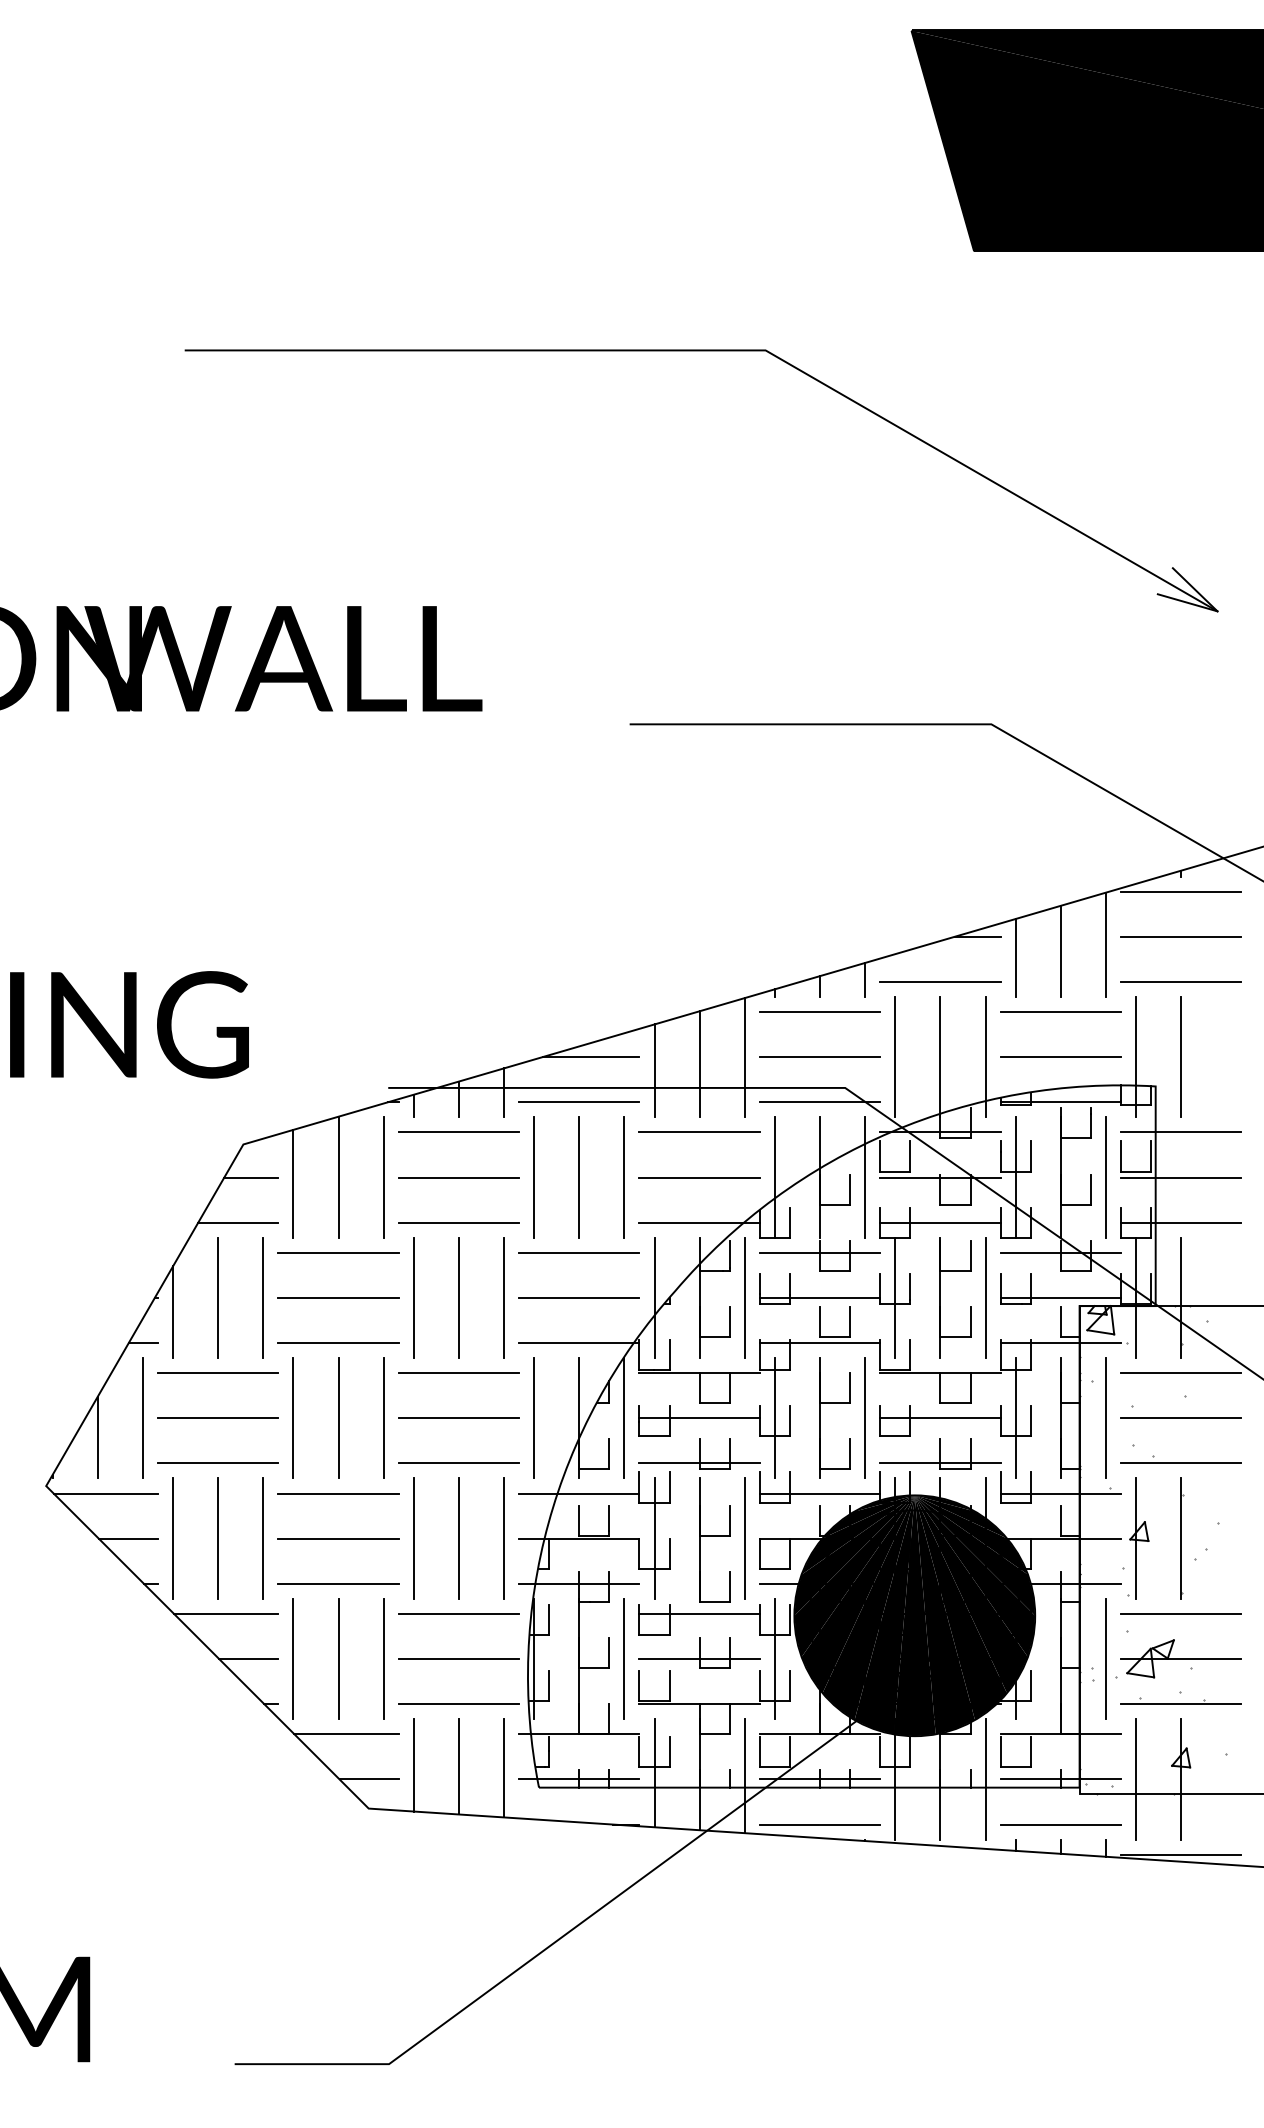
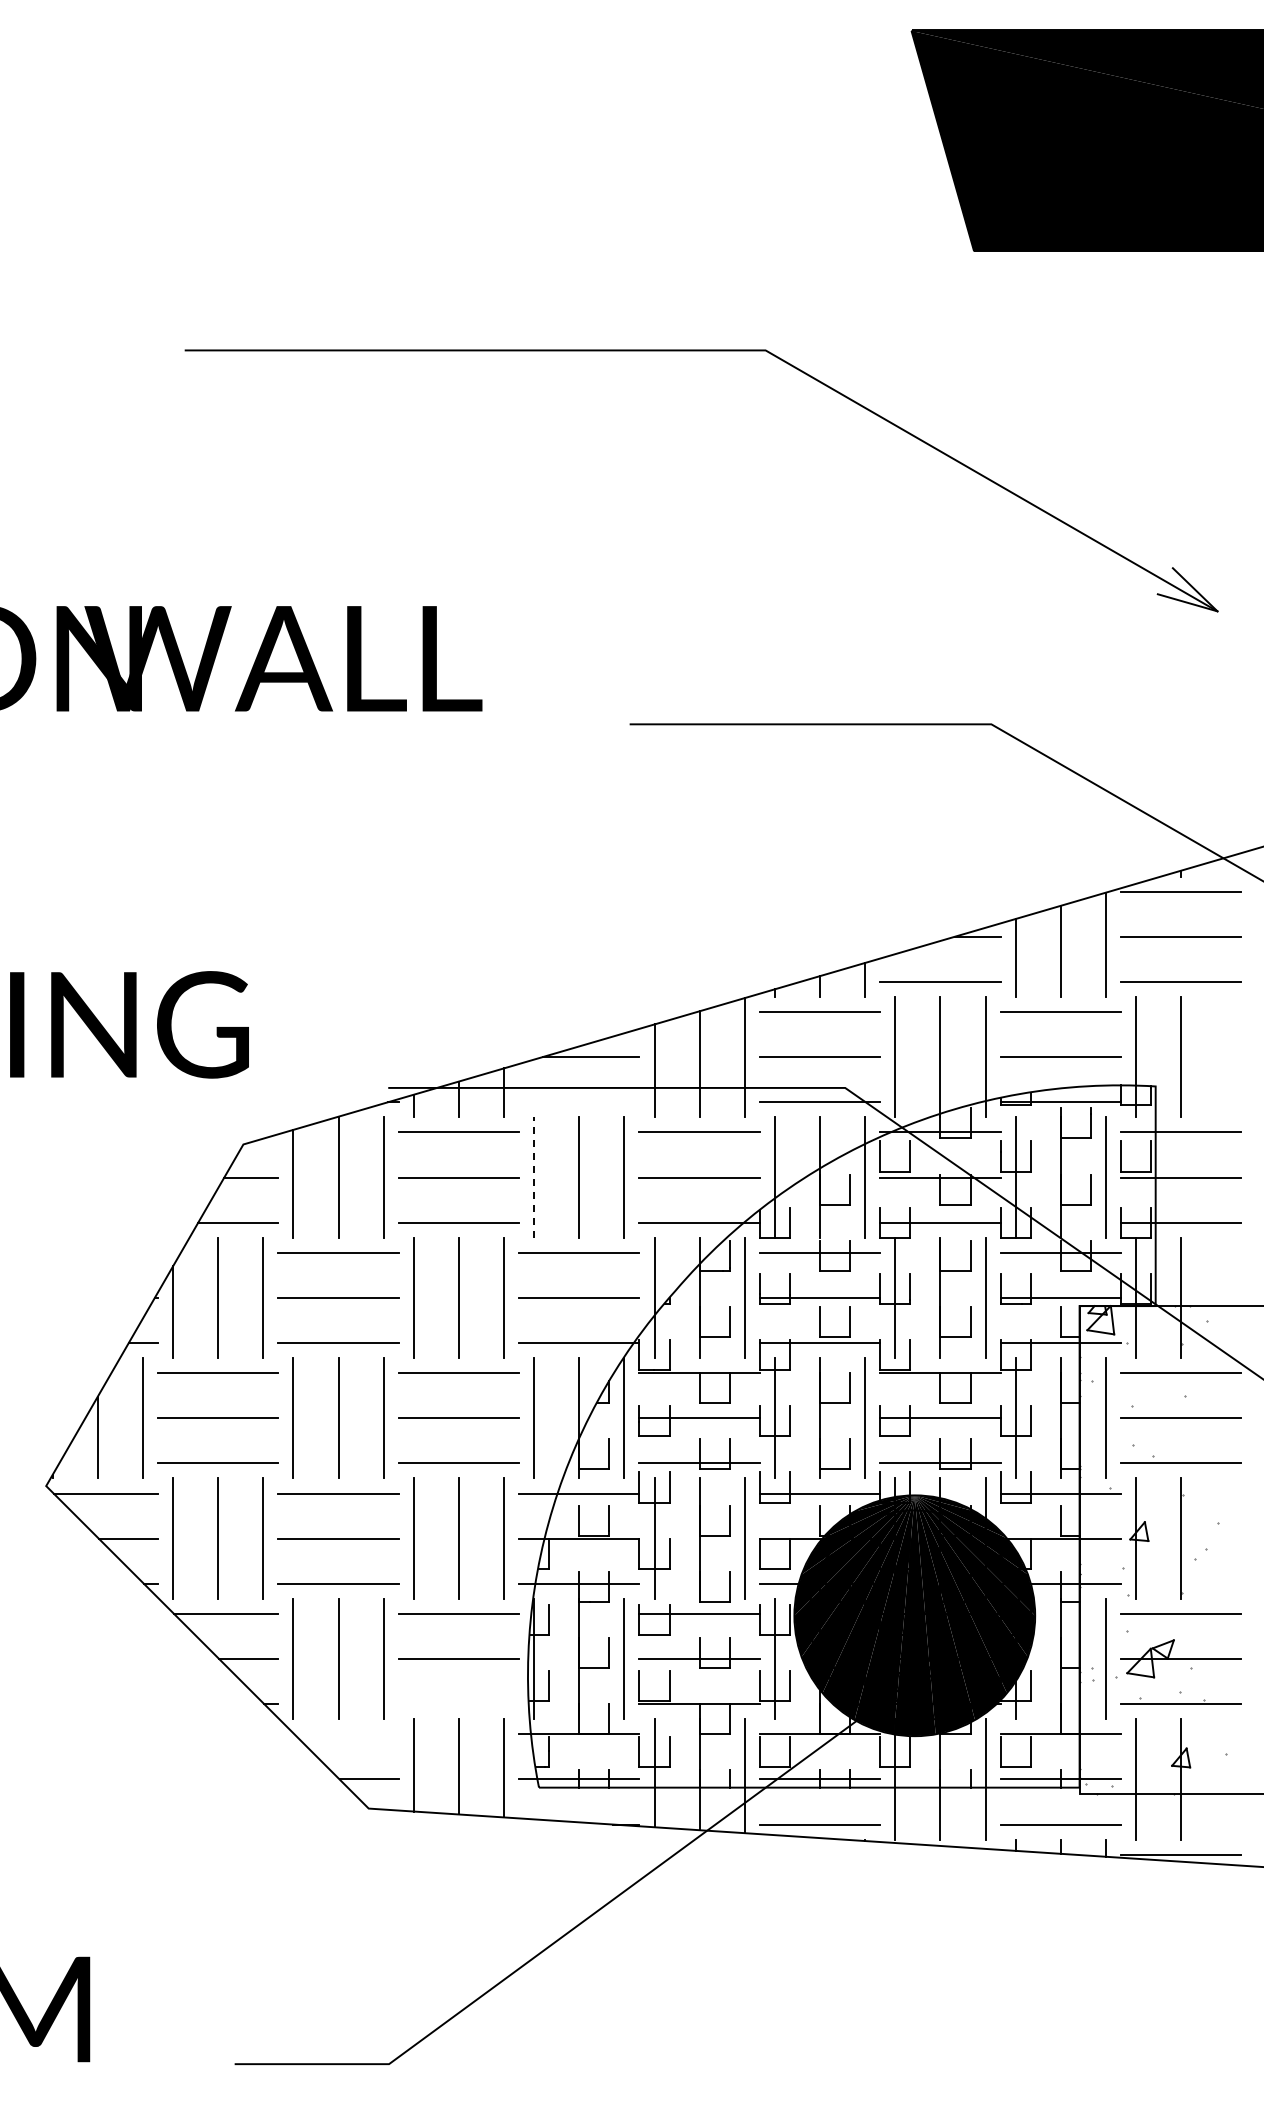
line: present -> none (579, 1102)
line: solid -> dashed (534, 1177)
line: present -> none (458, 1704)
line: present -> none (346, 1734)
